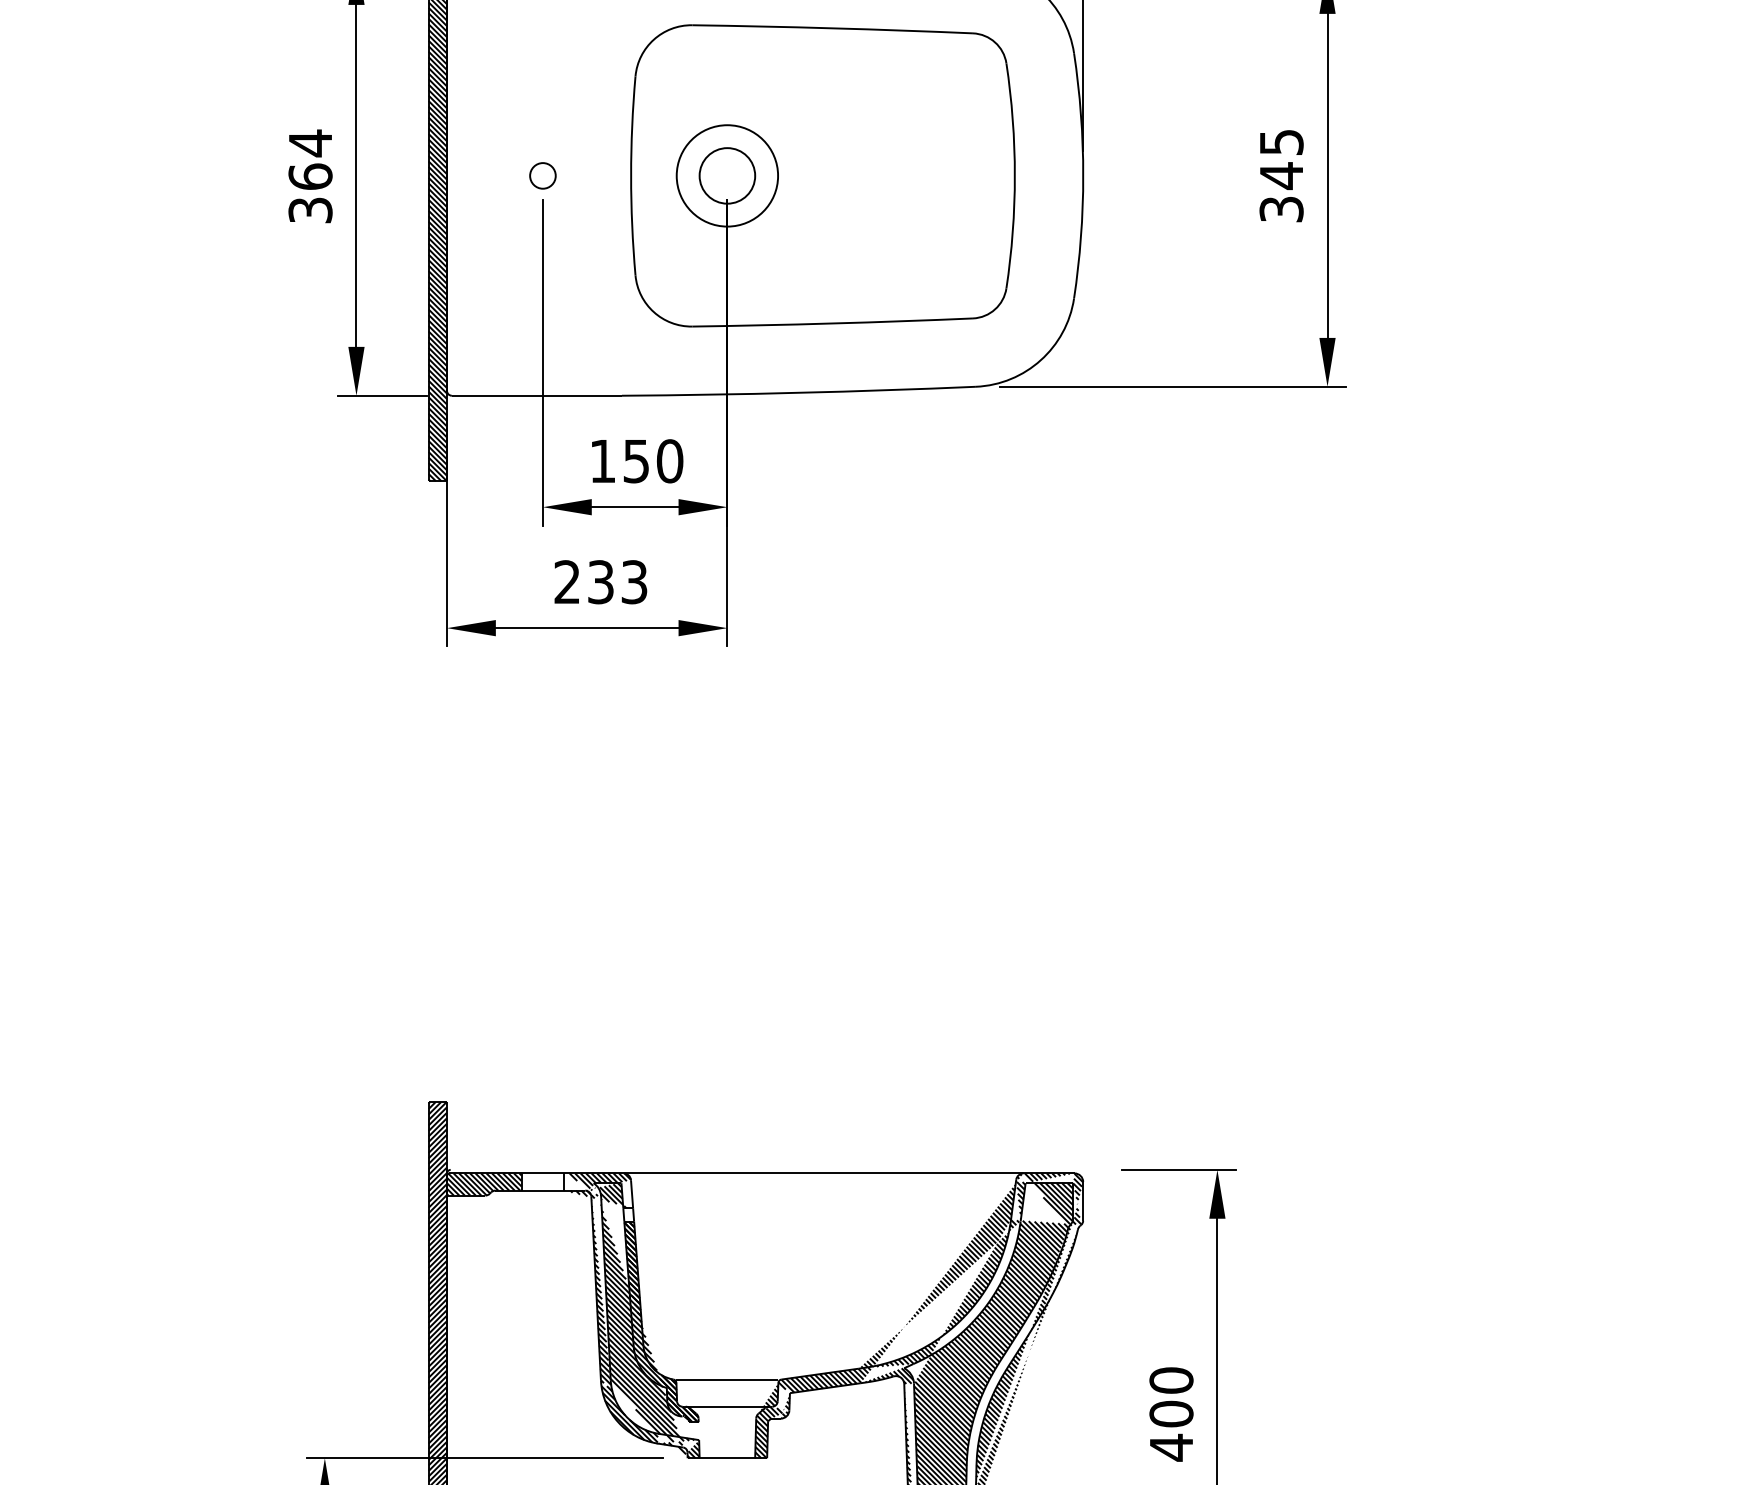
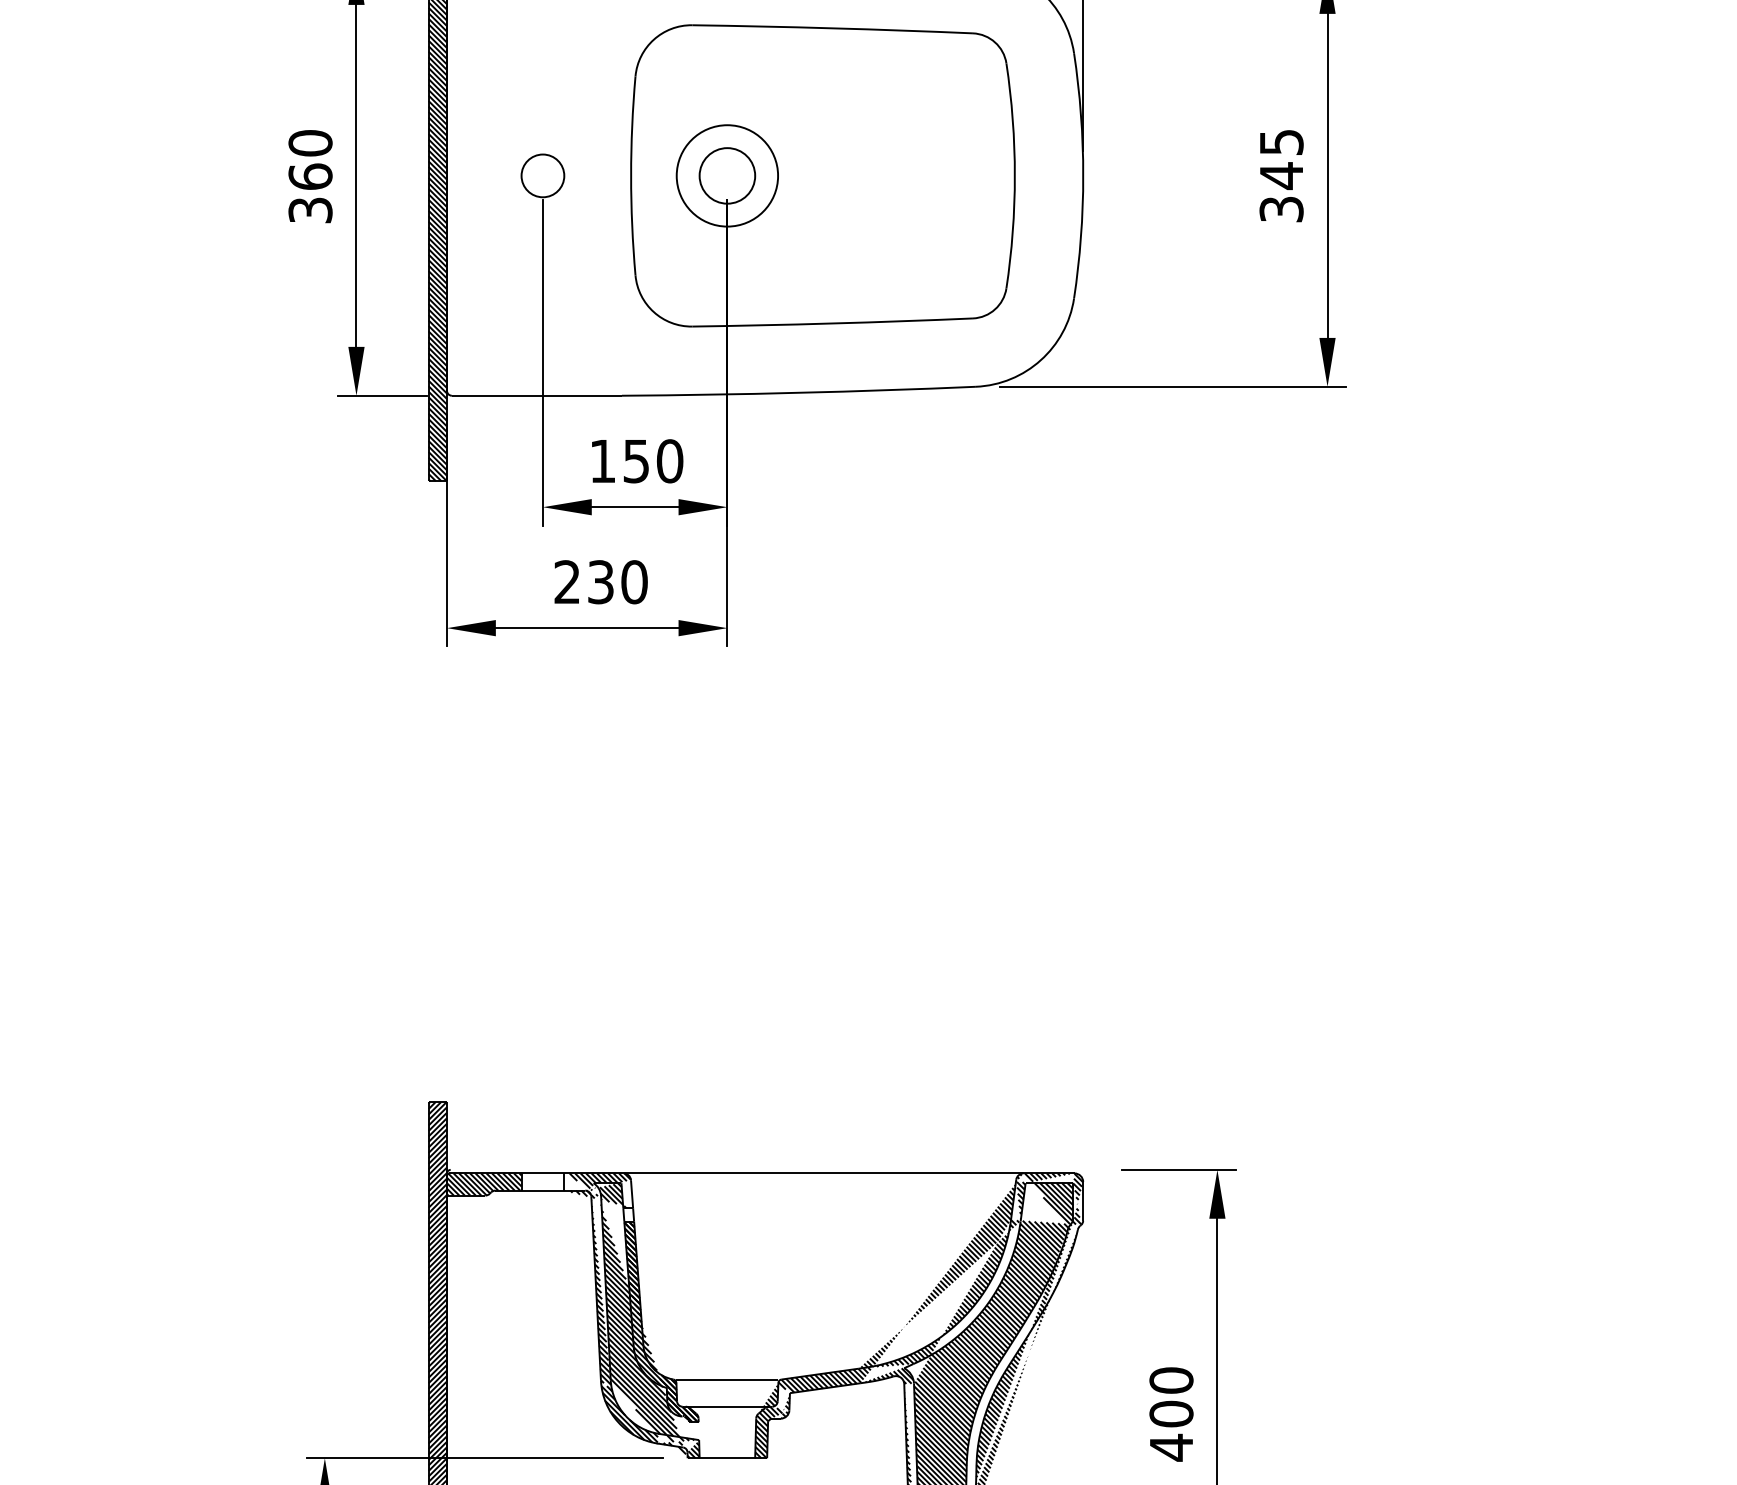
text: 364 -> 360 (310, 143)
circle diameter: 26 px -> 43 px (542, 175)
text: 233 -> 230 (634, 582)
